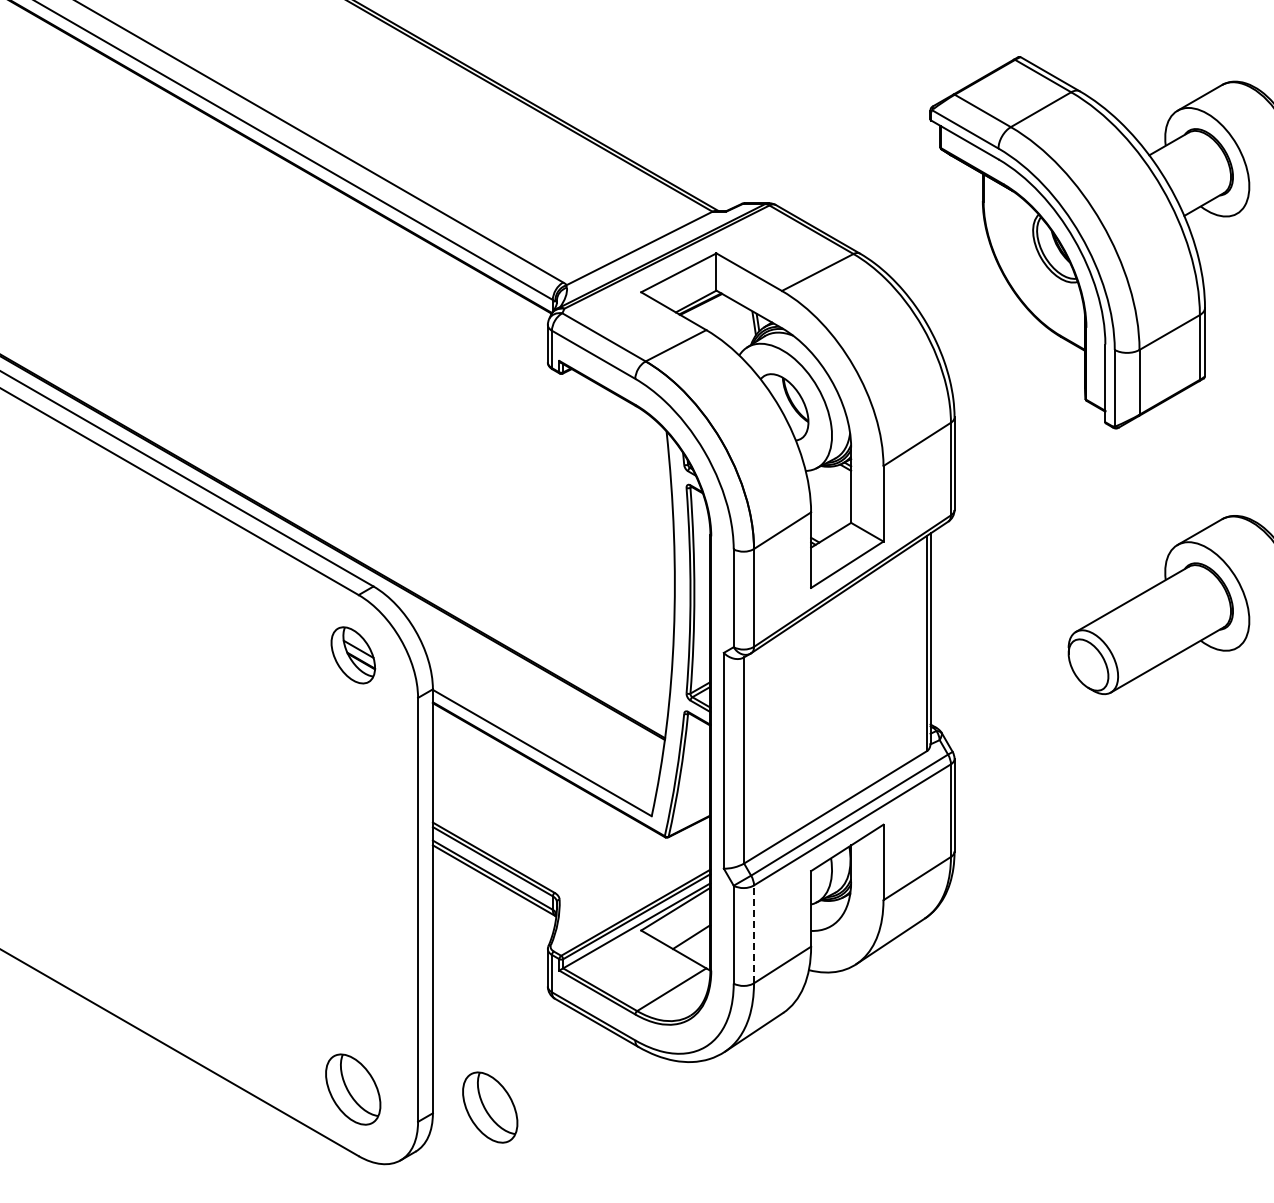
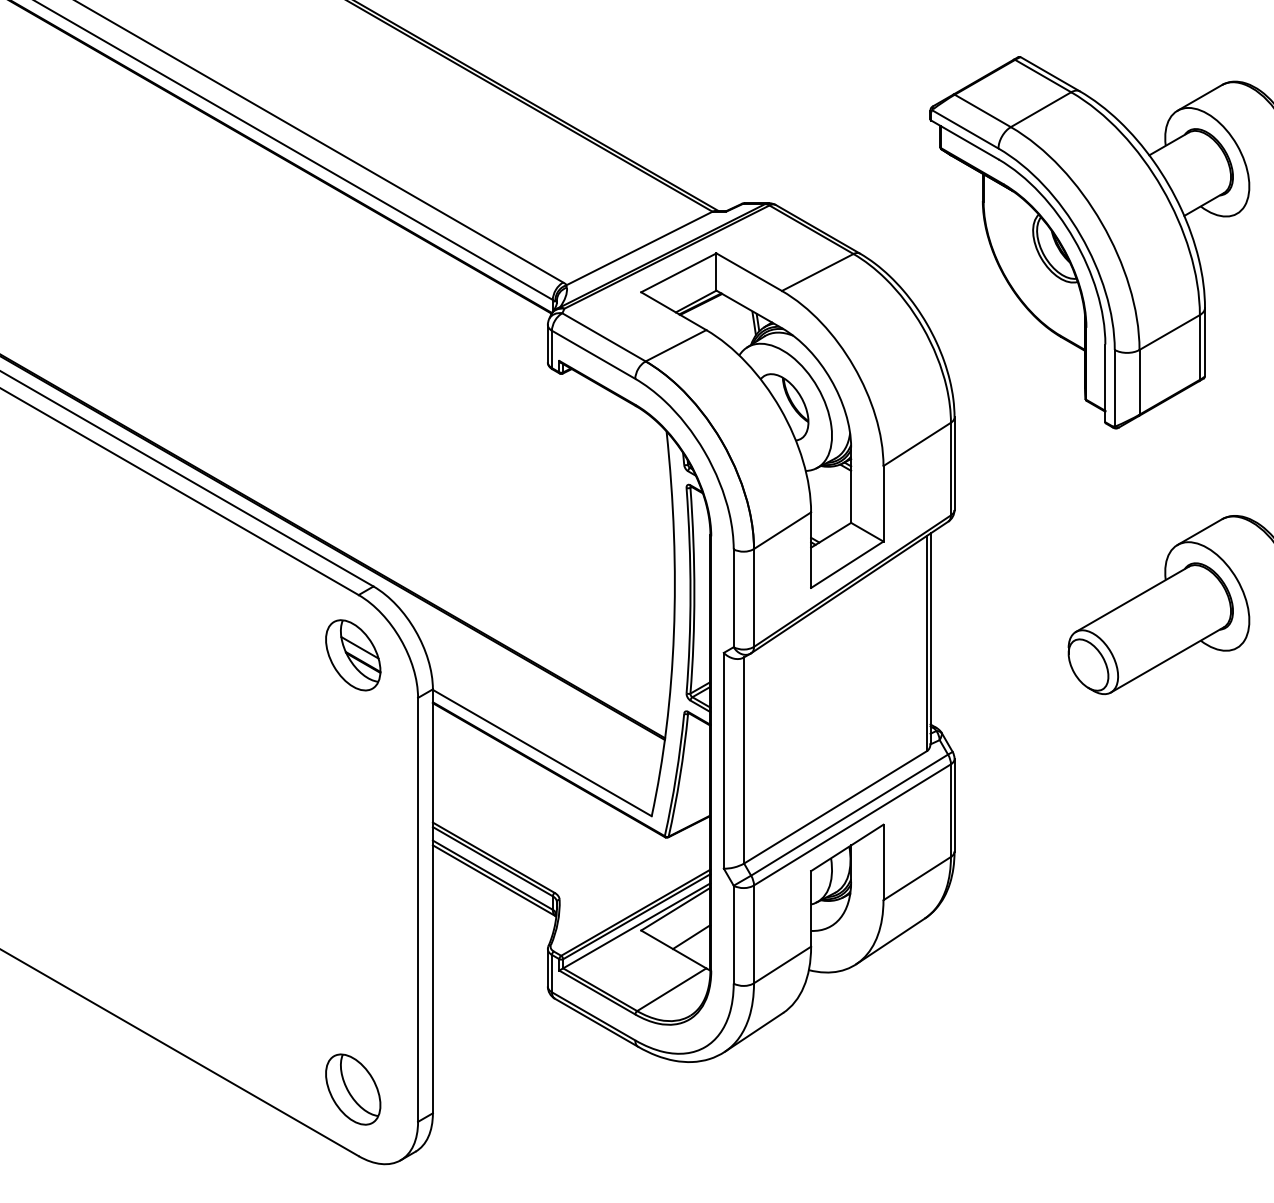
part size: 47x59 px -> 57x73 px (353, 655)
line: dashed -> solid (754, 934)
part: present -> none (490, 1107)
